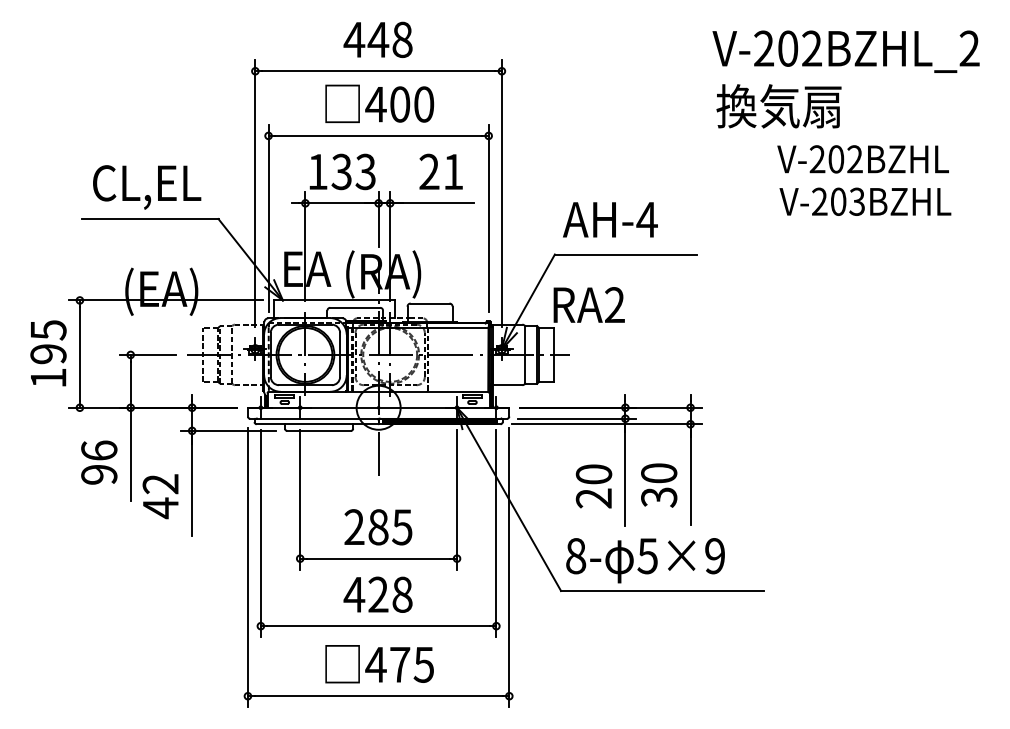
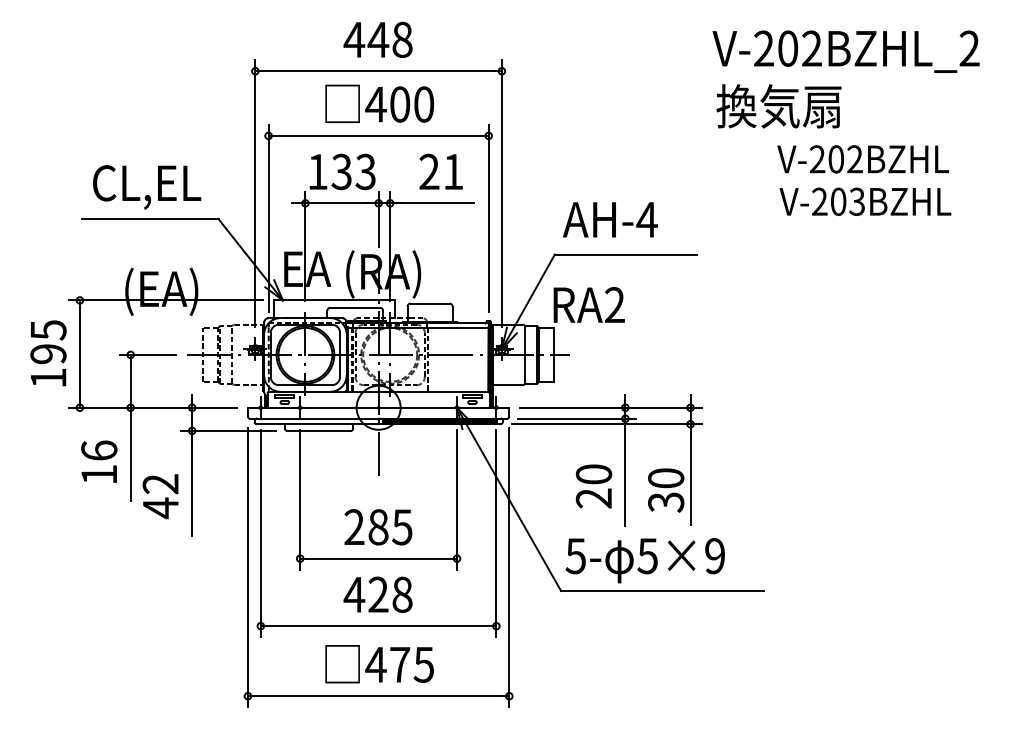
text: 96 -> 16 (99, 474)
text position: (659, 485) -> (666, 490) (666, 490)
text: 8- -> 5- (575, 556)
